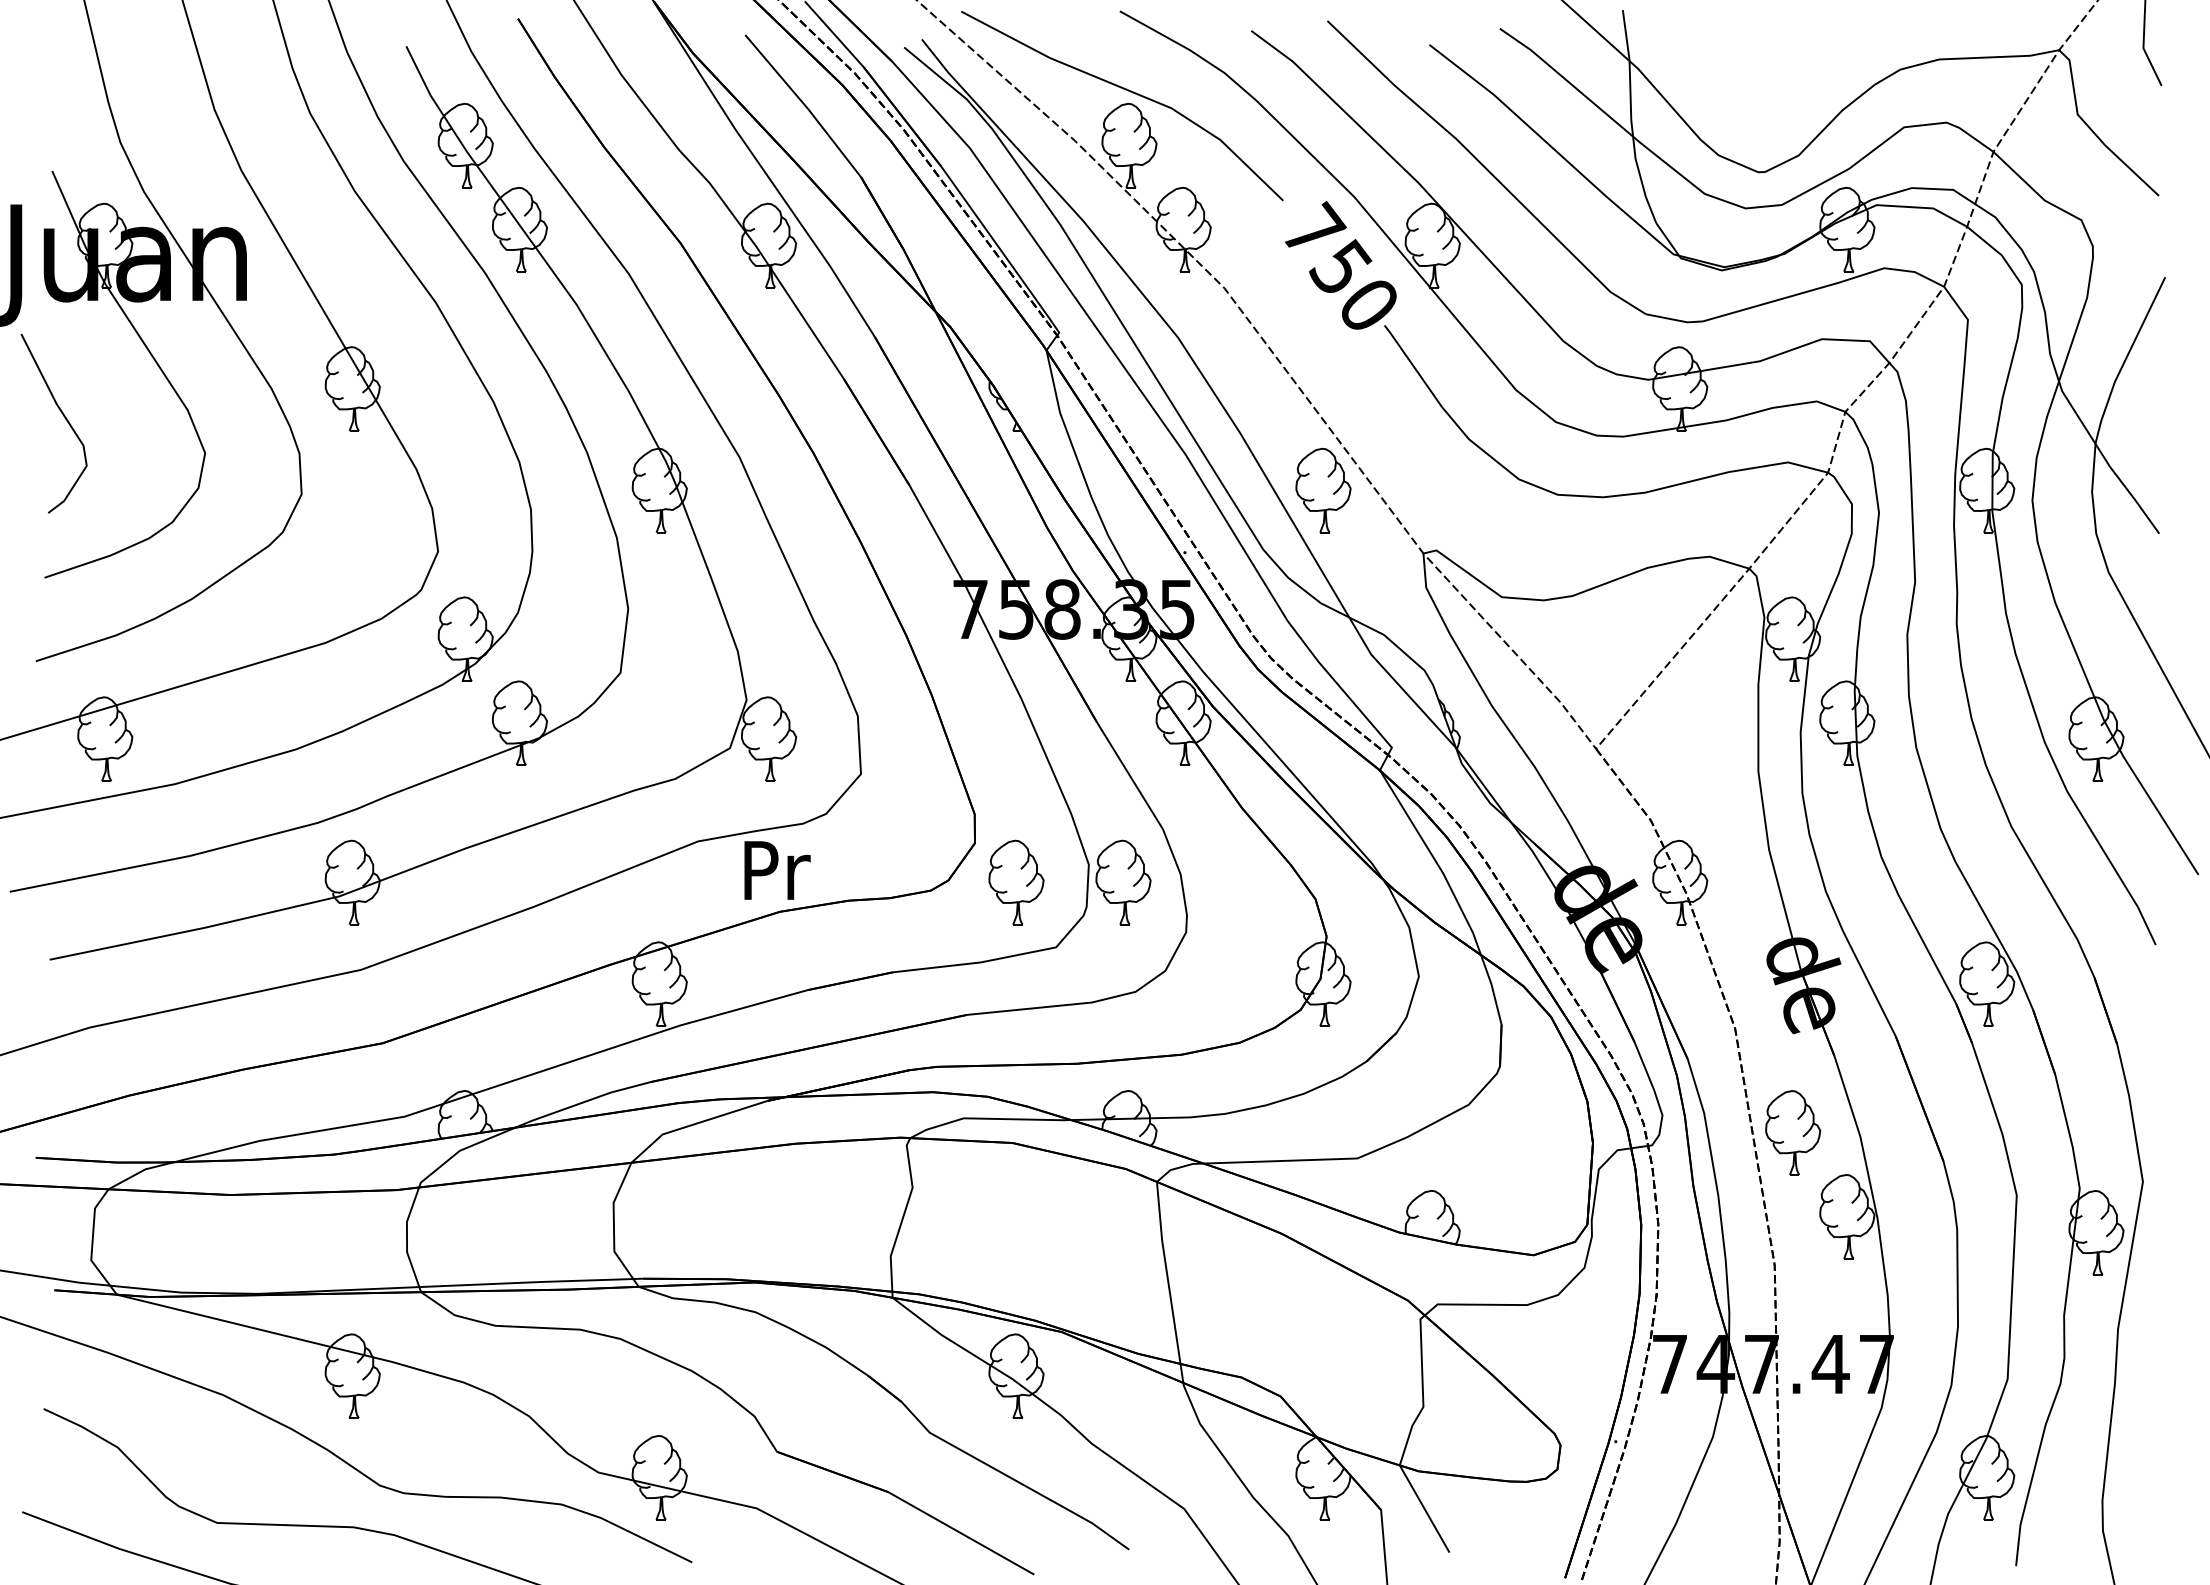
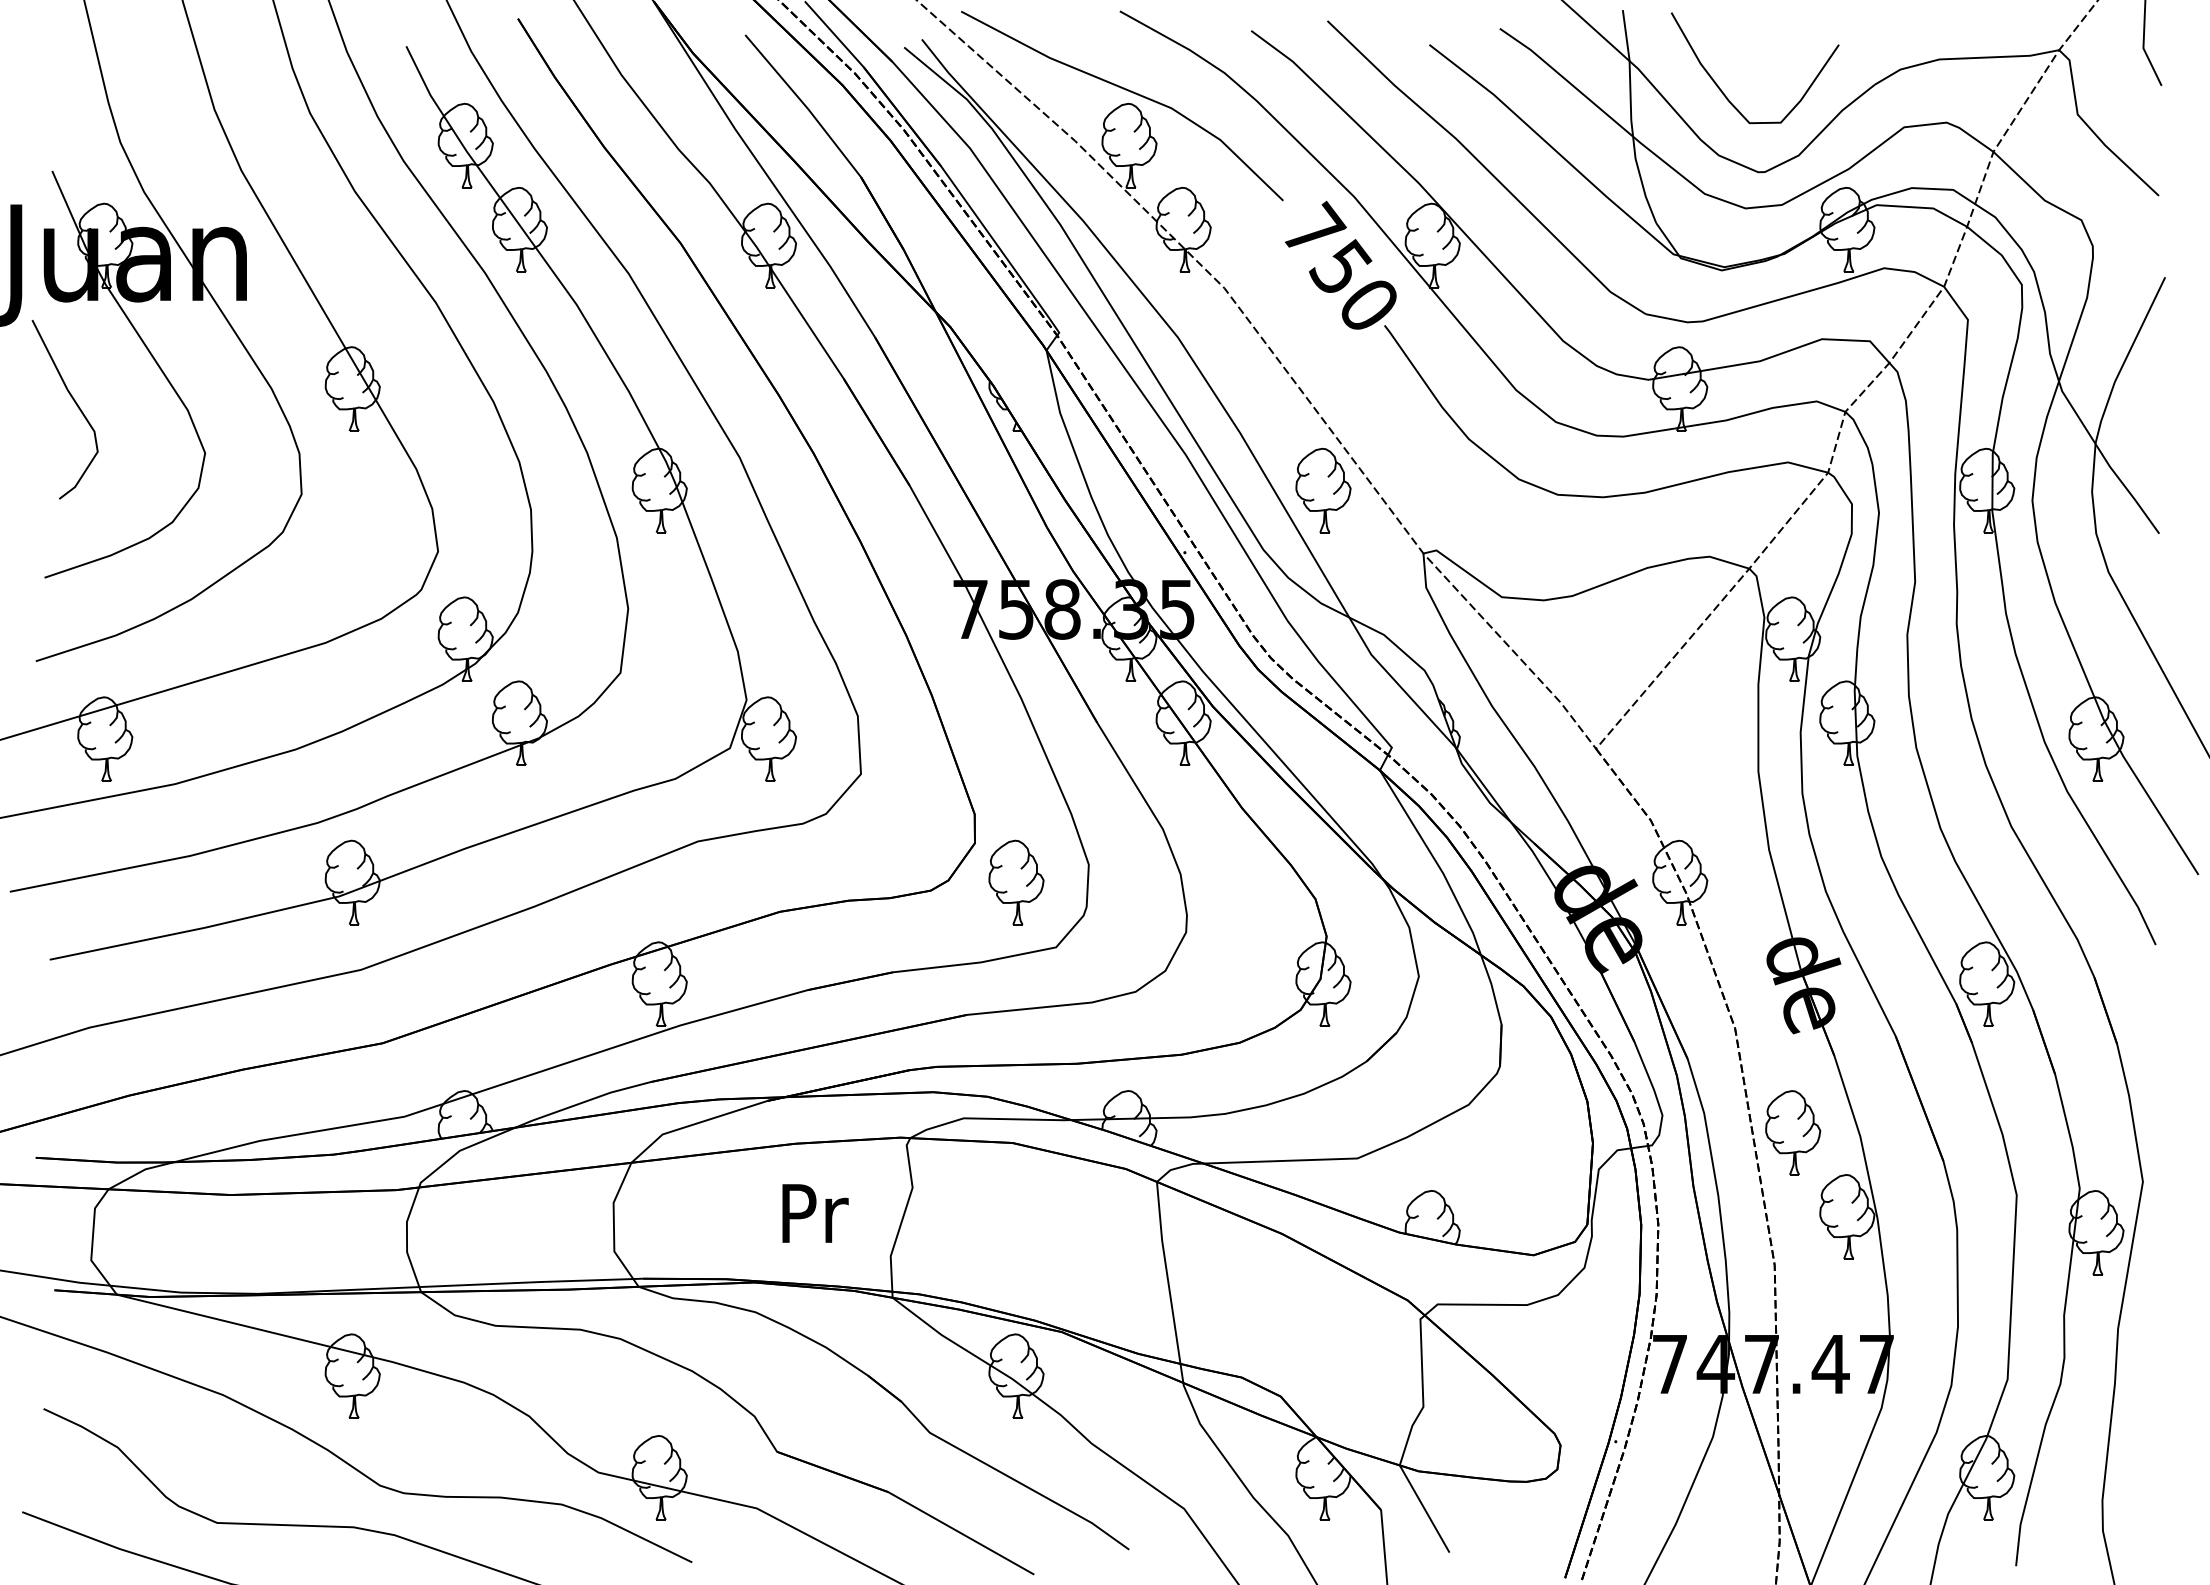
curve: none -> present (1722, 90)
curve position: (64, 418) -> (75, 404) (75, 404)
text position: (777, 870) -> (815, 1213) (815, 1213)
part: present -> none (1123, 882)
